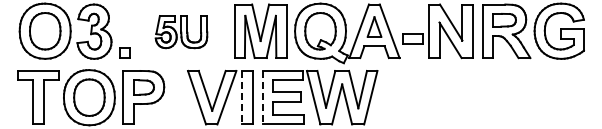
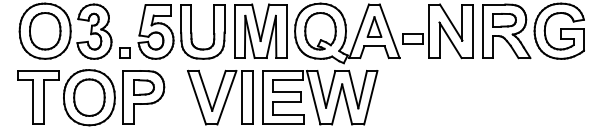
part size: 55x35 px -> 89x56 px (181, 31)
line: dashed -> solid (242, 97)
line: dashed -> solid (262, 97)
